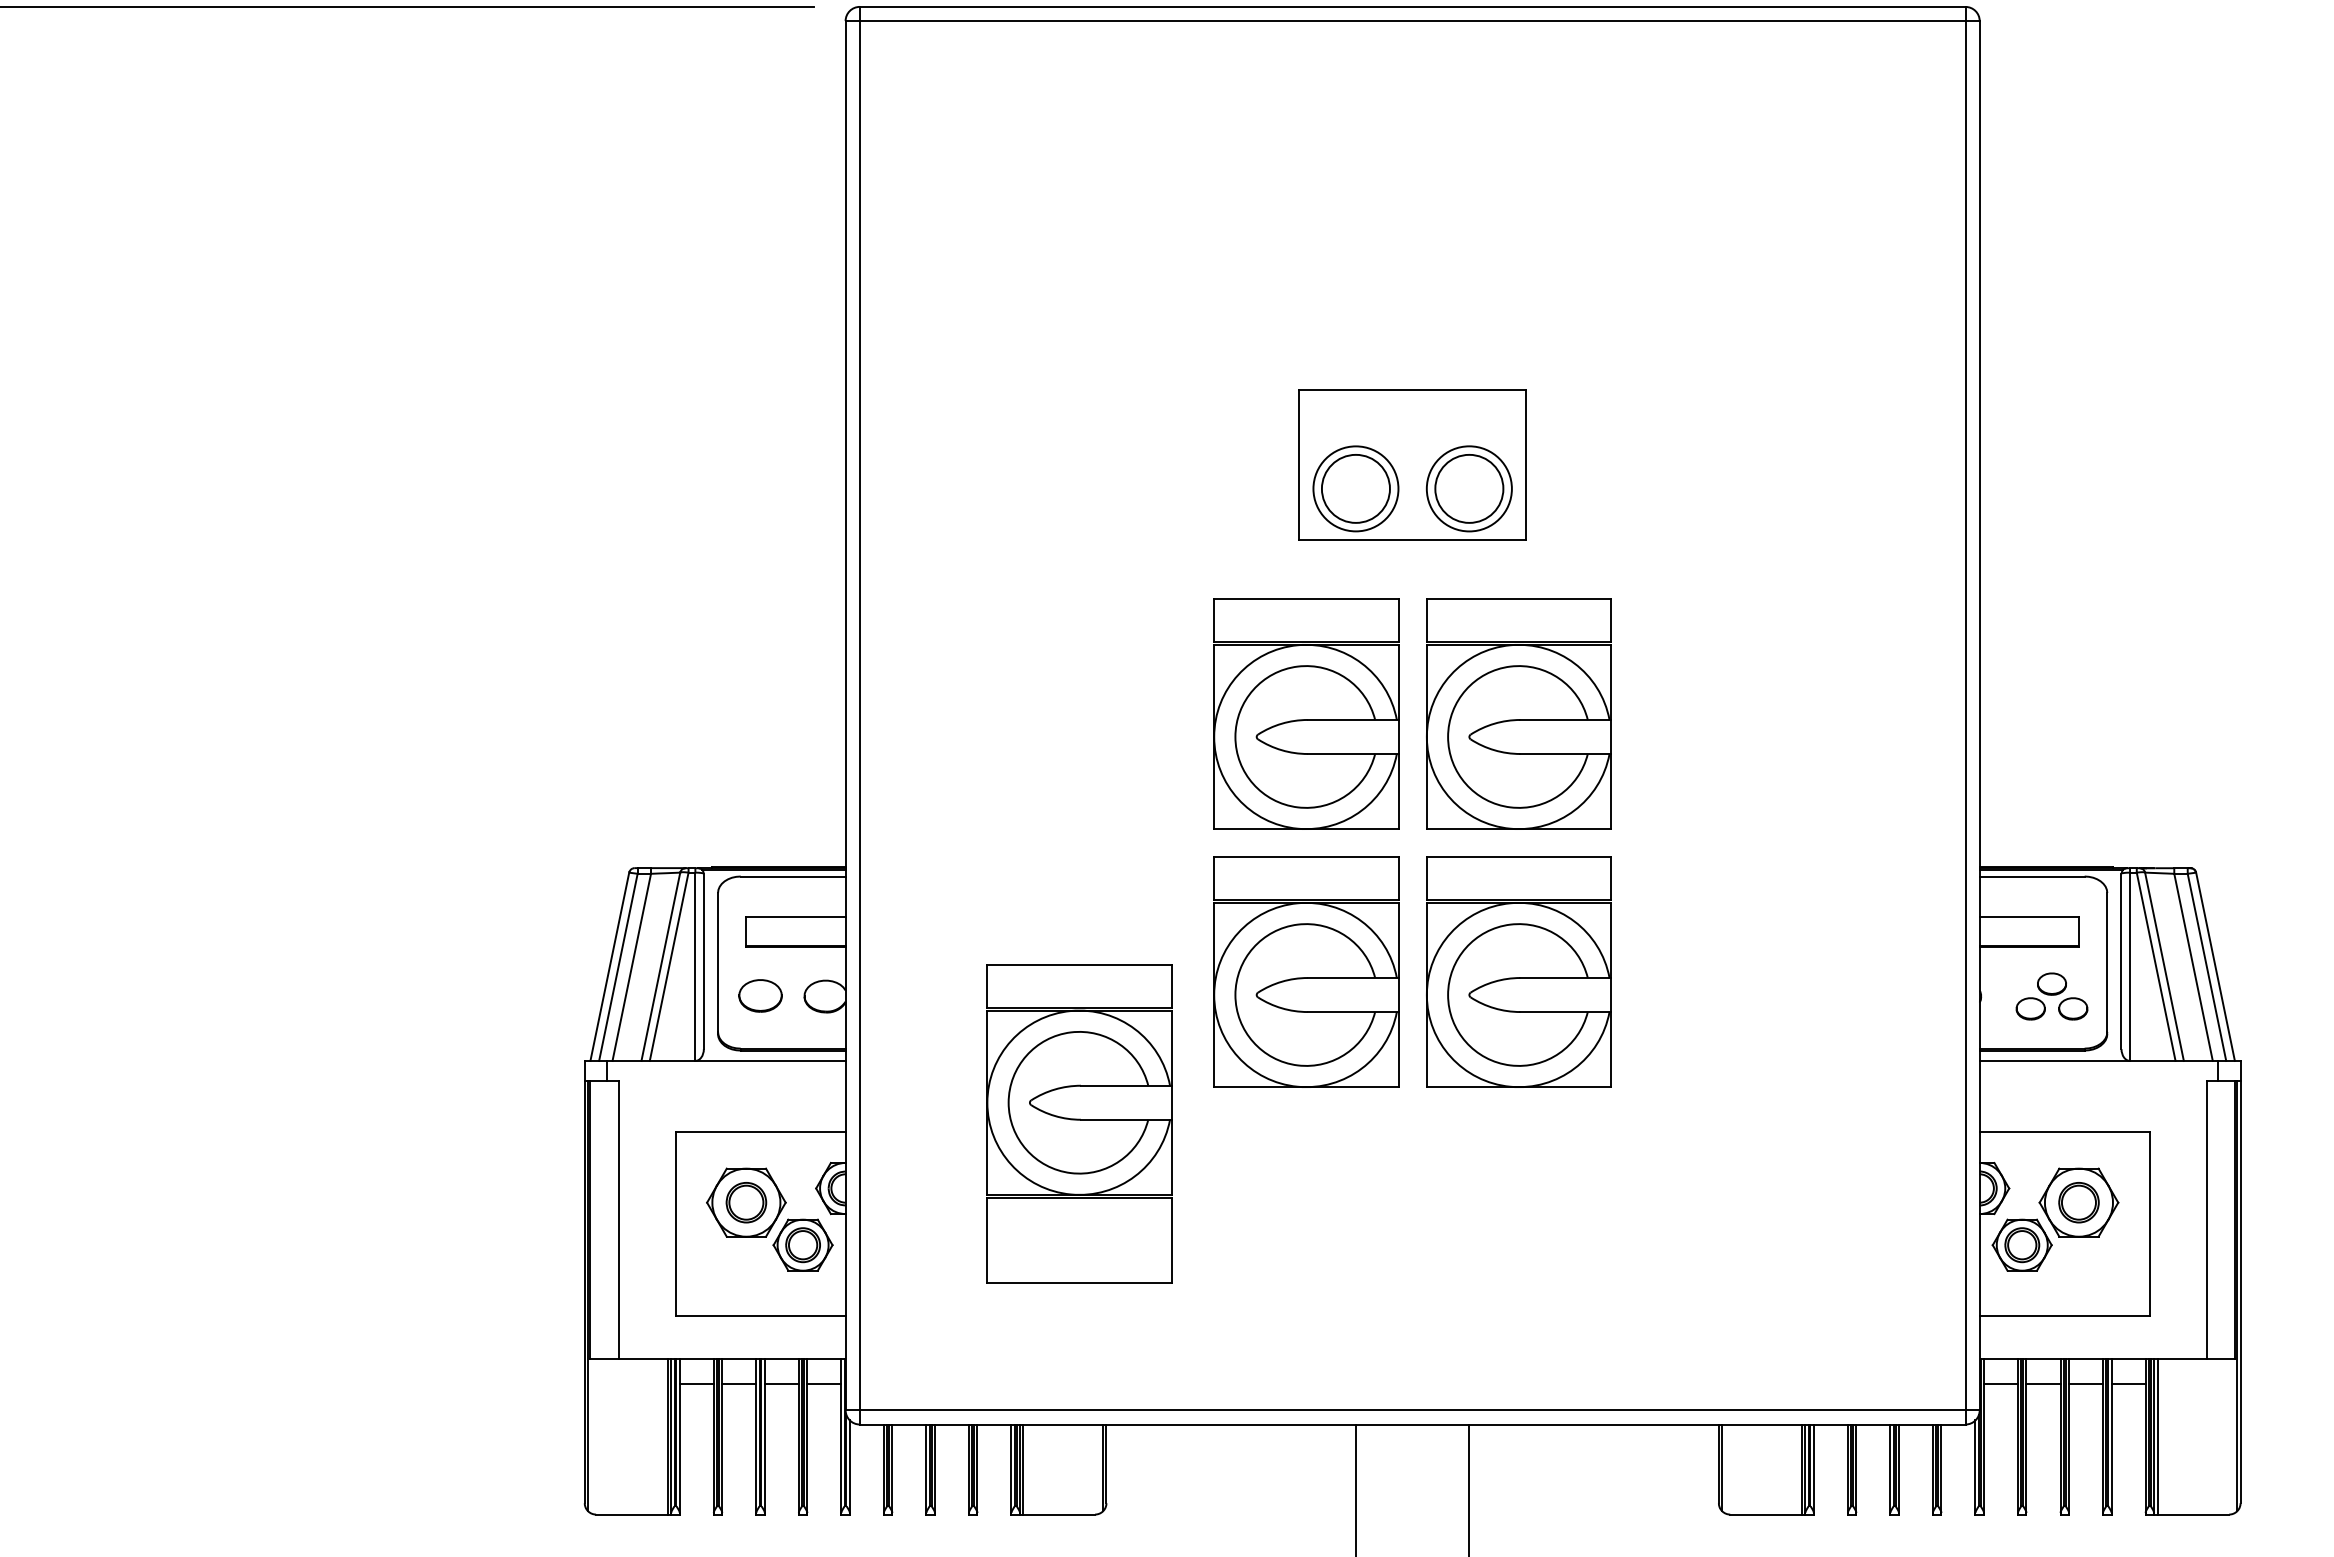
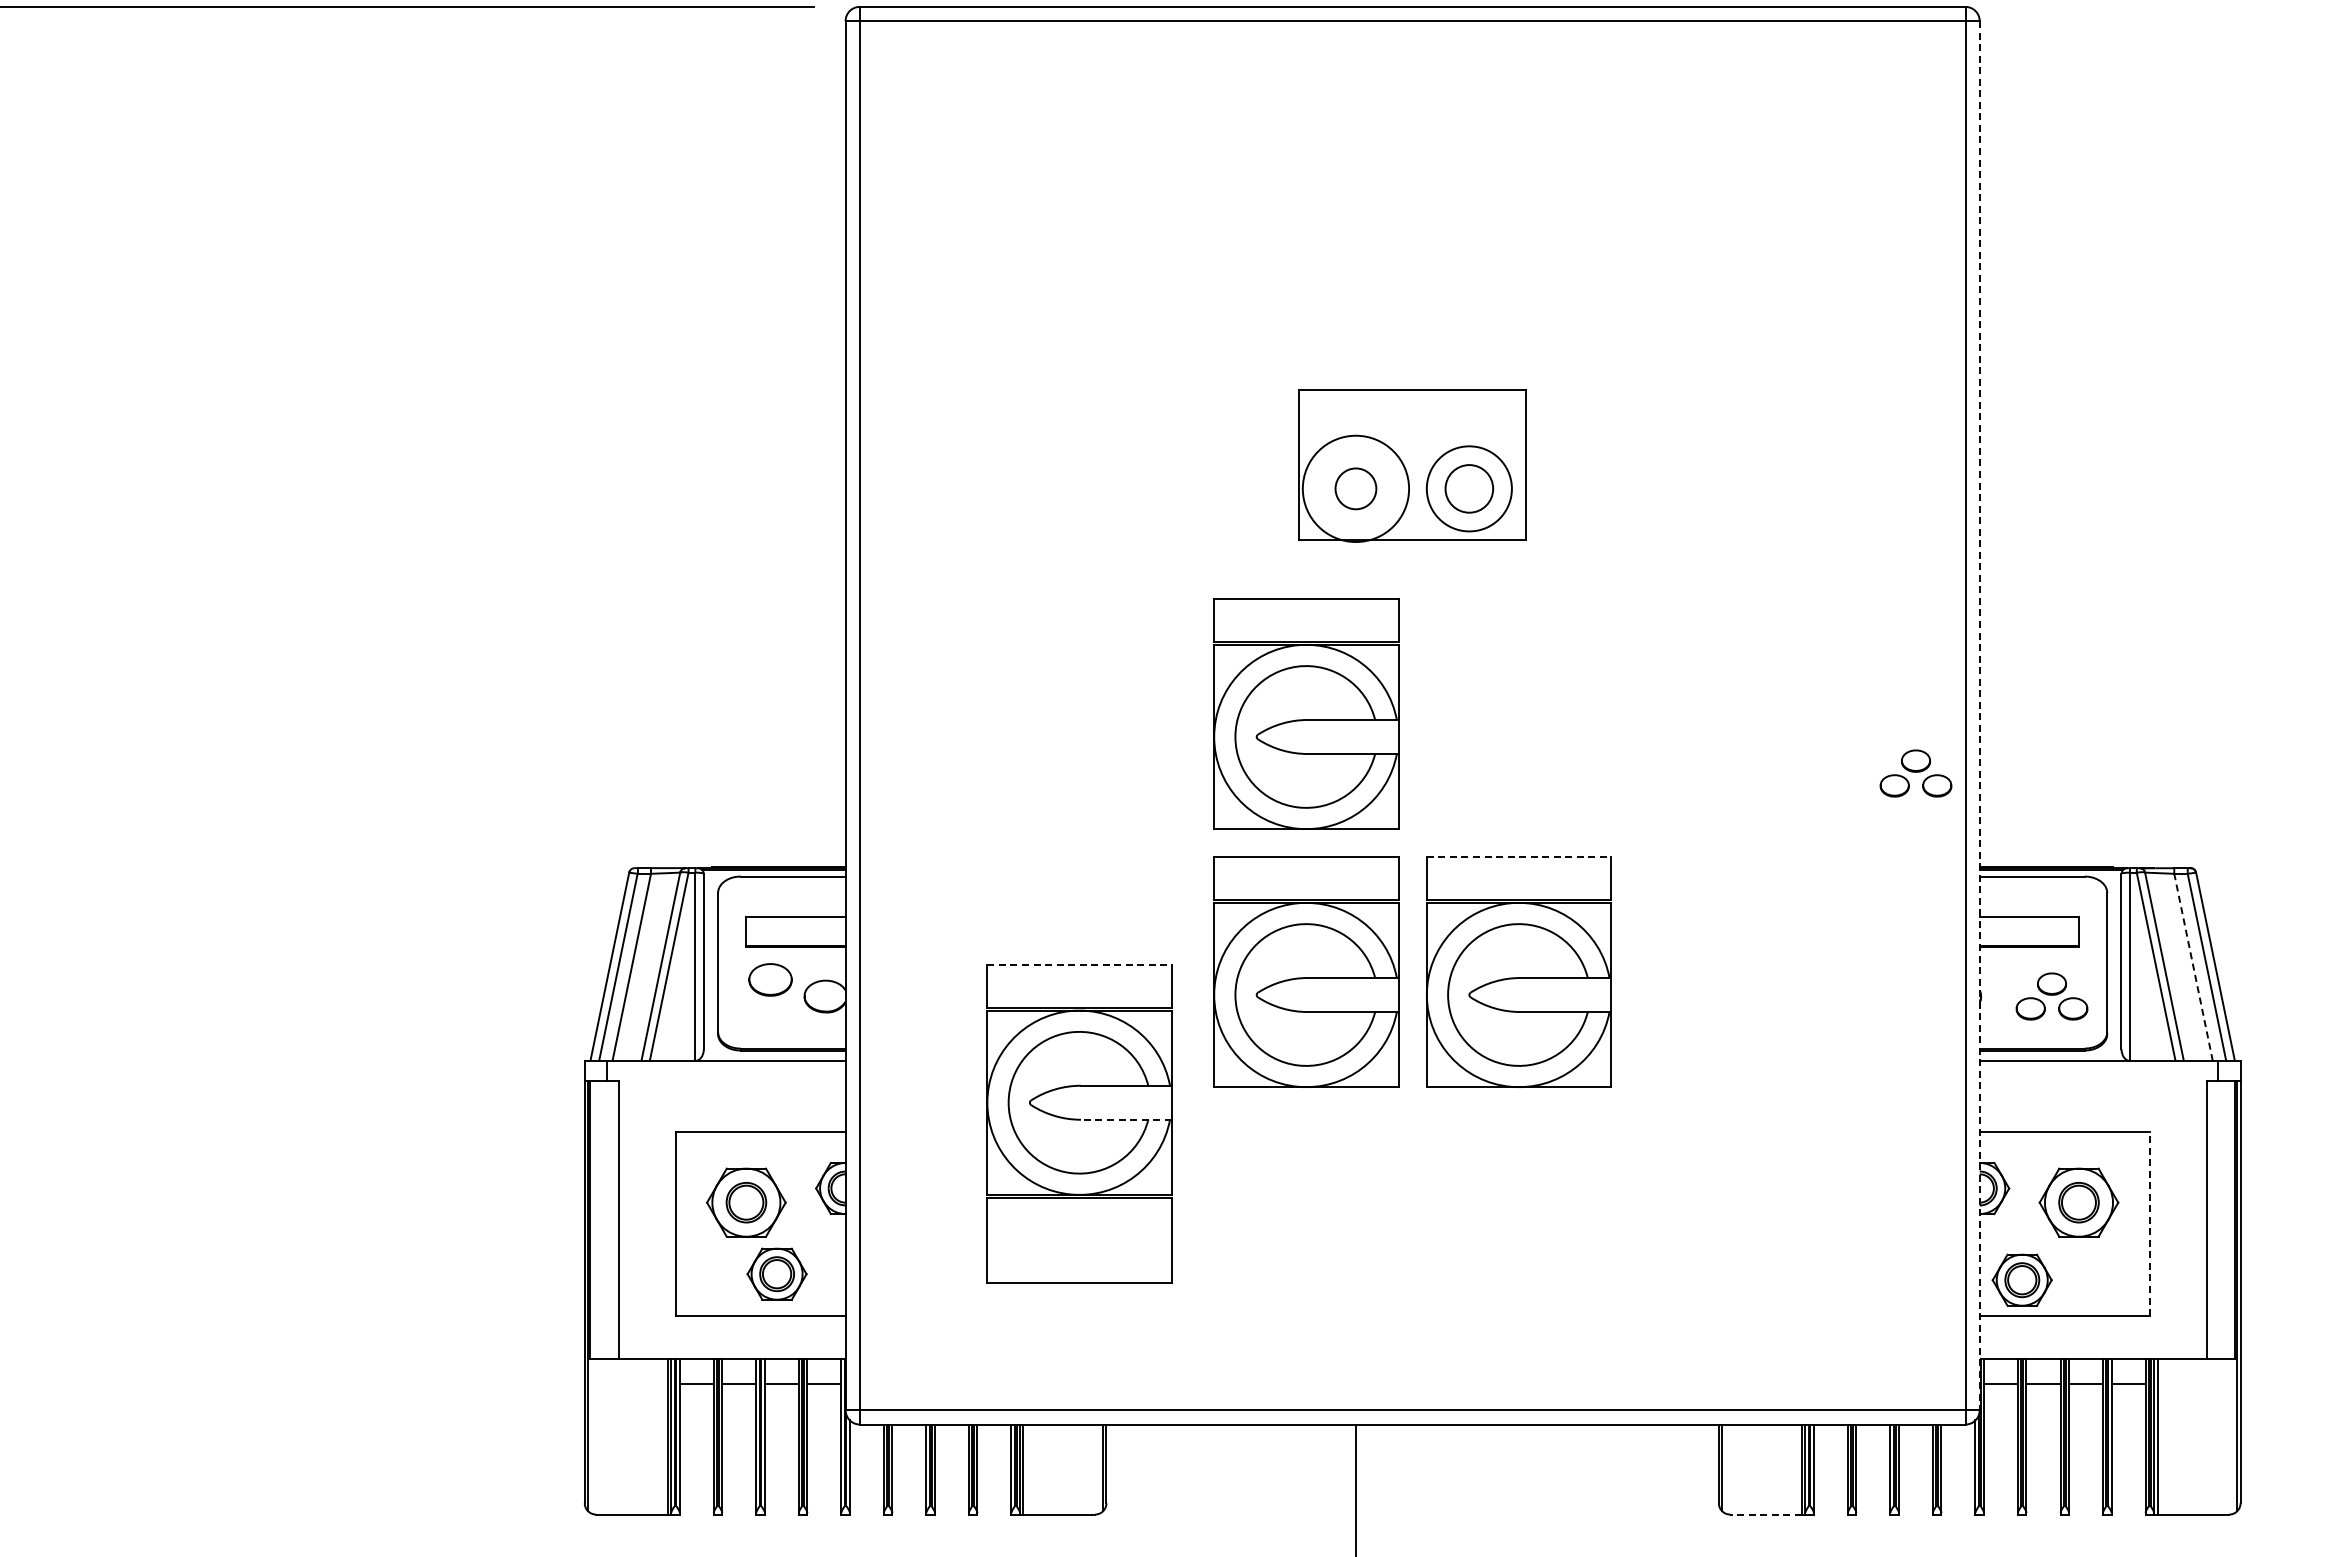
circle diameter: 68 px -> 41 px (1355, 488)
circle diameter: 85 px -> 106 px (1355, 488)
circle diameter: 68 px -> 48 px (1469, 488)
part: present -> none (1518, 713)
line: solid -> dashed (1979, 715)
part: none -> present (1915, 773)
line: solid -> dashed (1519, 857)
line: solid -> dashed (1080, 965)
line: solid -> dashed (2193, 967)
part position: (760, 995) -> (770, 979) (770, 979)
line: solid -> dashed (1125, 1119)
line: solid -> dashed (2149, 1223)
part position: (802, 1244) -> (776, 1273) (776, 1273)
part position: (2021, 1244) -> (2021, 1279) (2021, 1279)
line: present -> none (1469, 1488)
line: solid -> dashed (1766, 1514)
